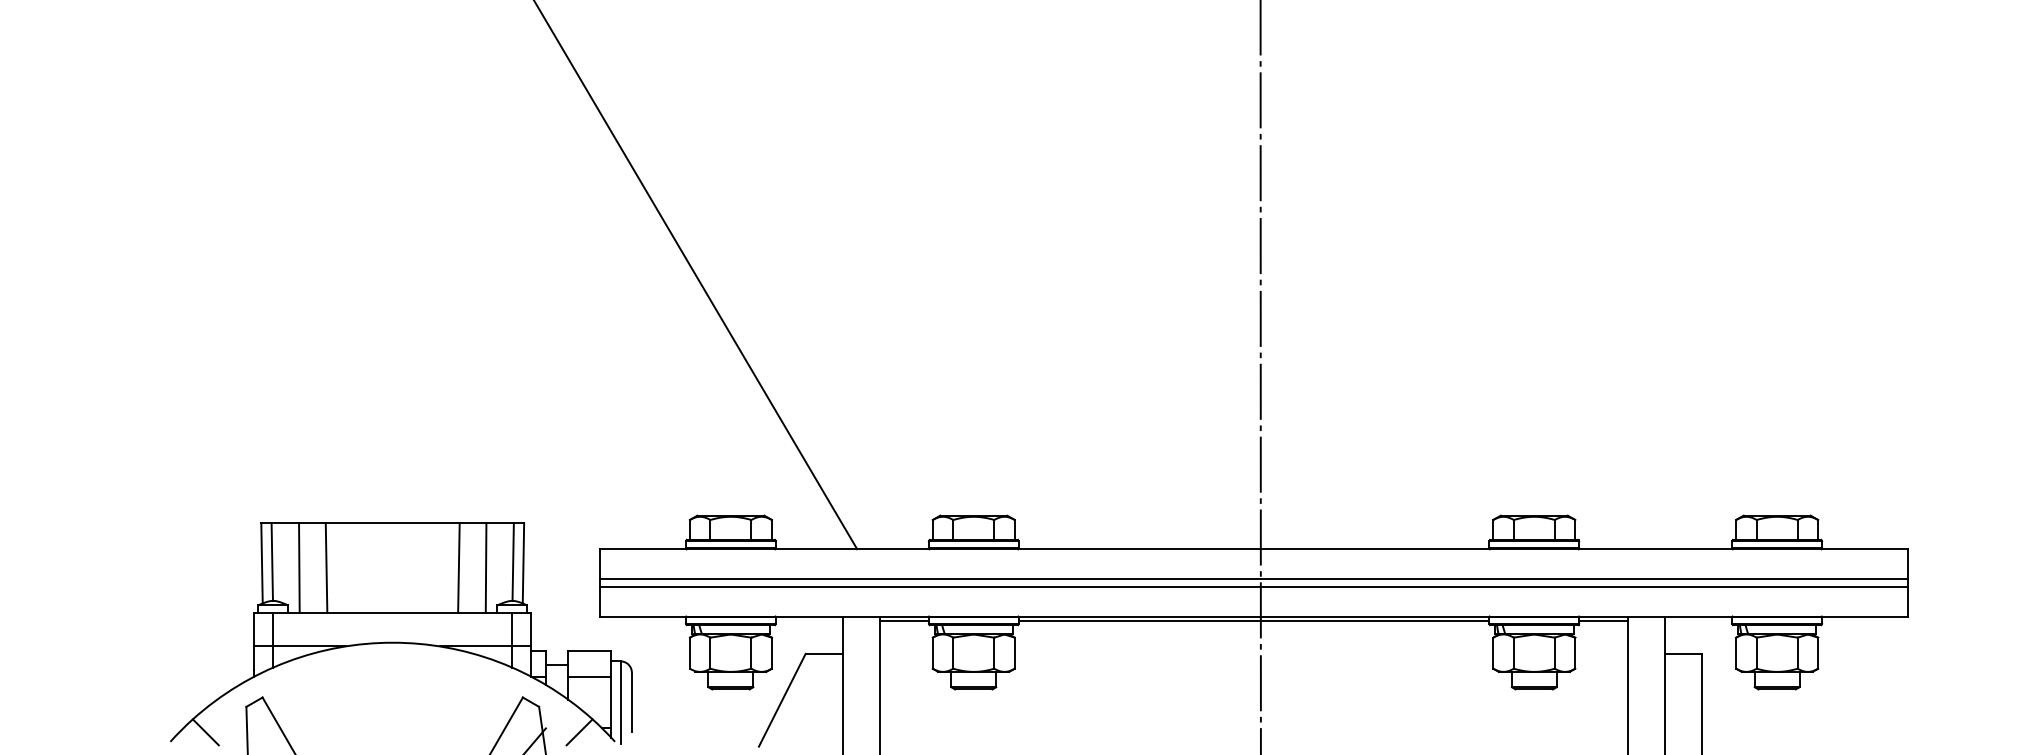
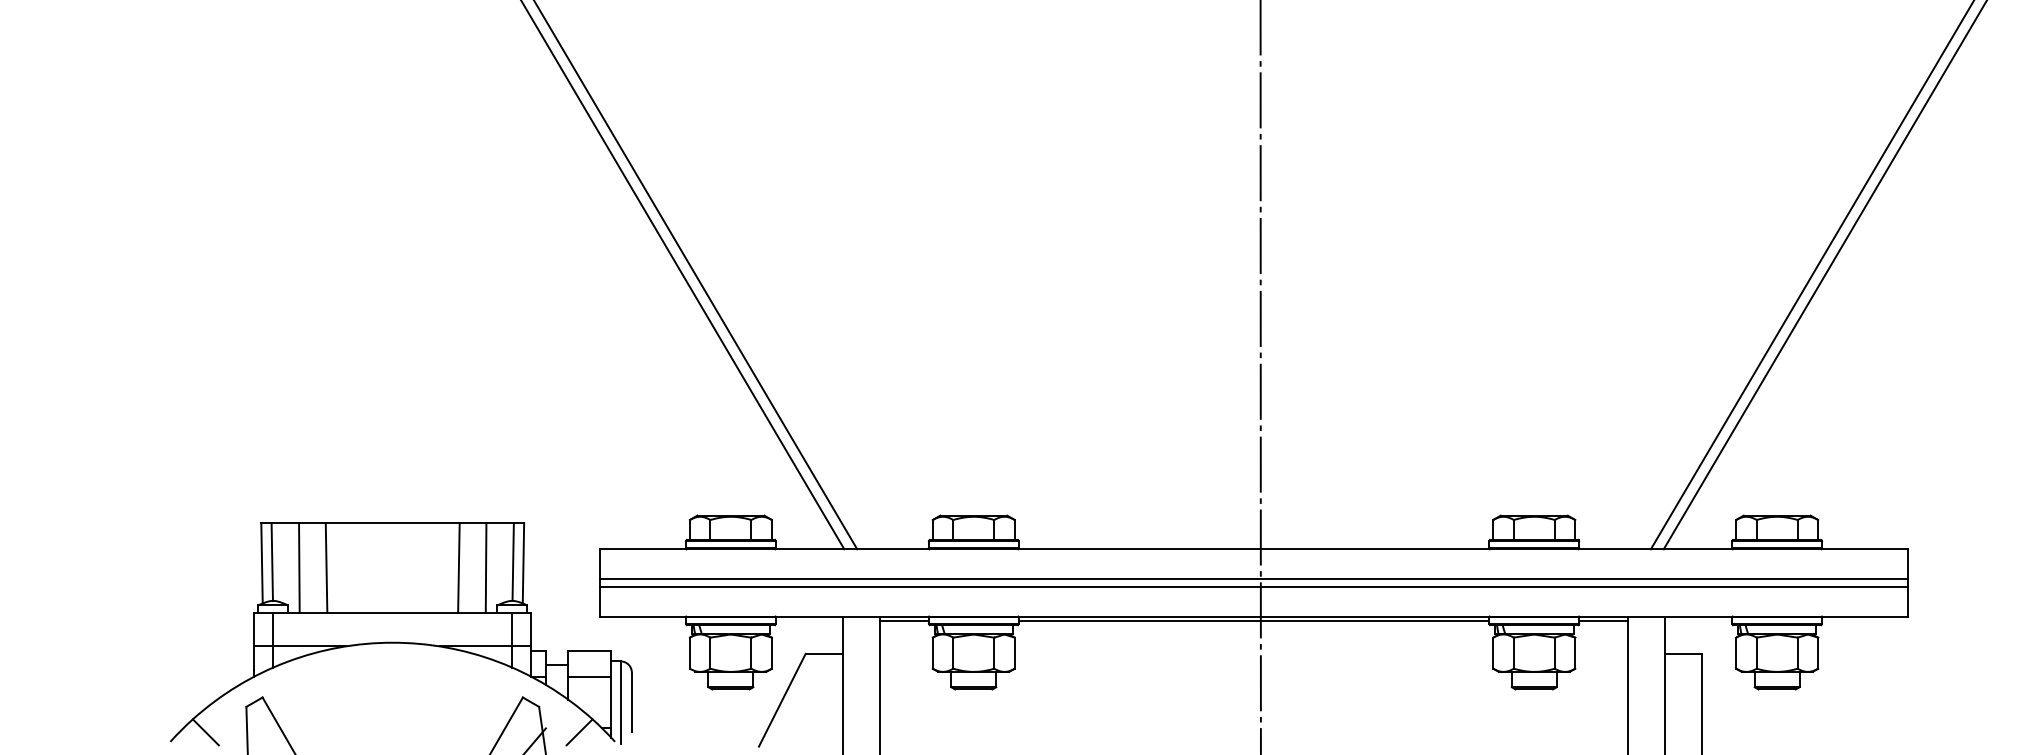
line: none -> present (683, 275)
line: none -> present (1811, 275)
line: none -> present (1824, 275)
